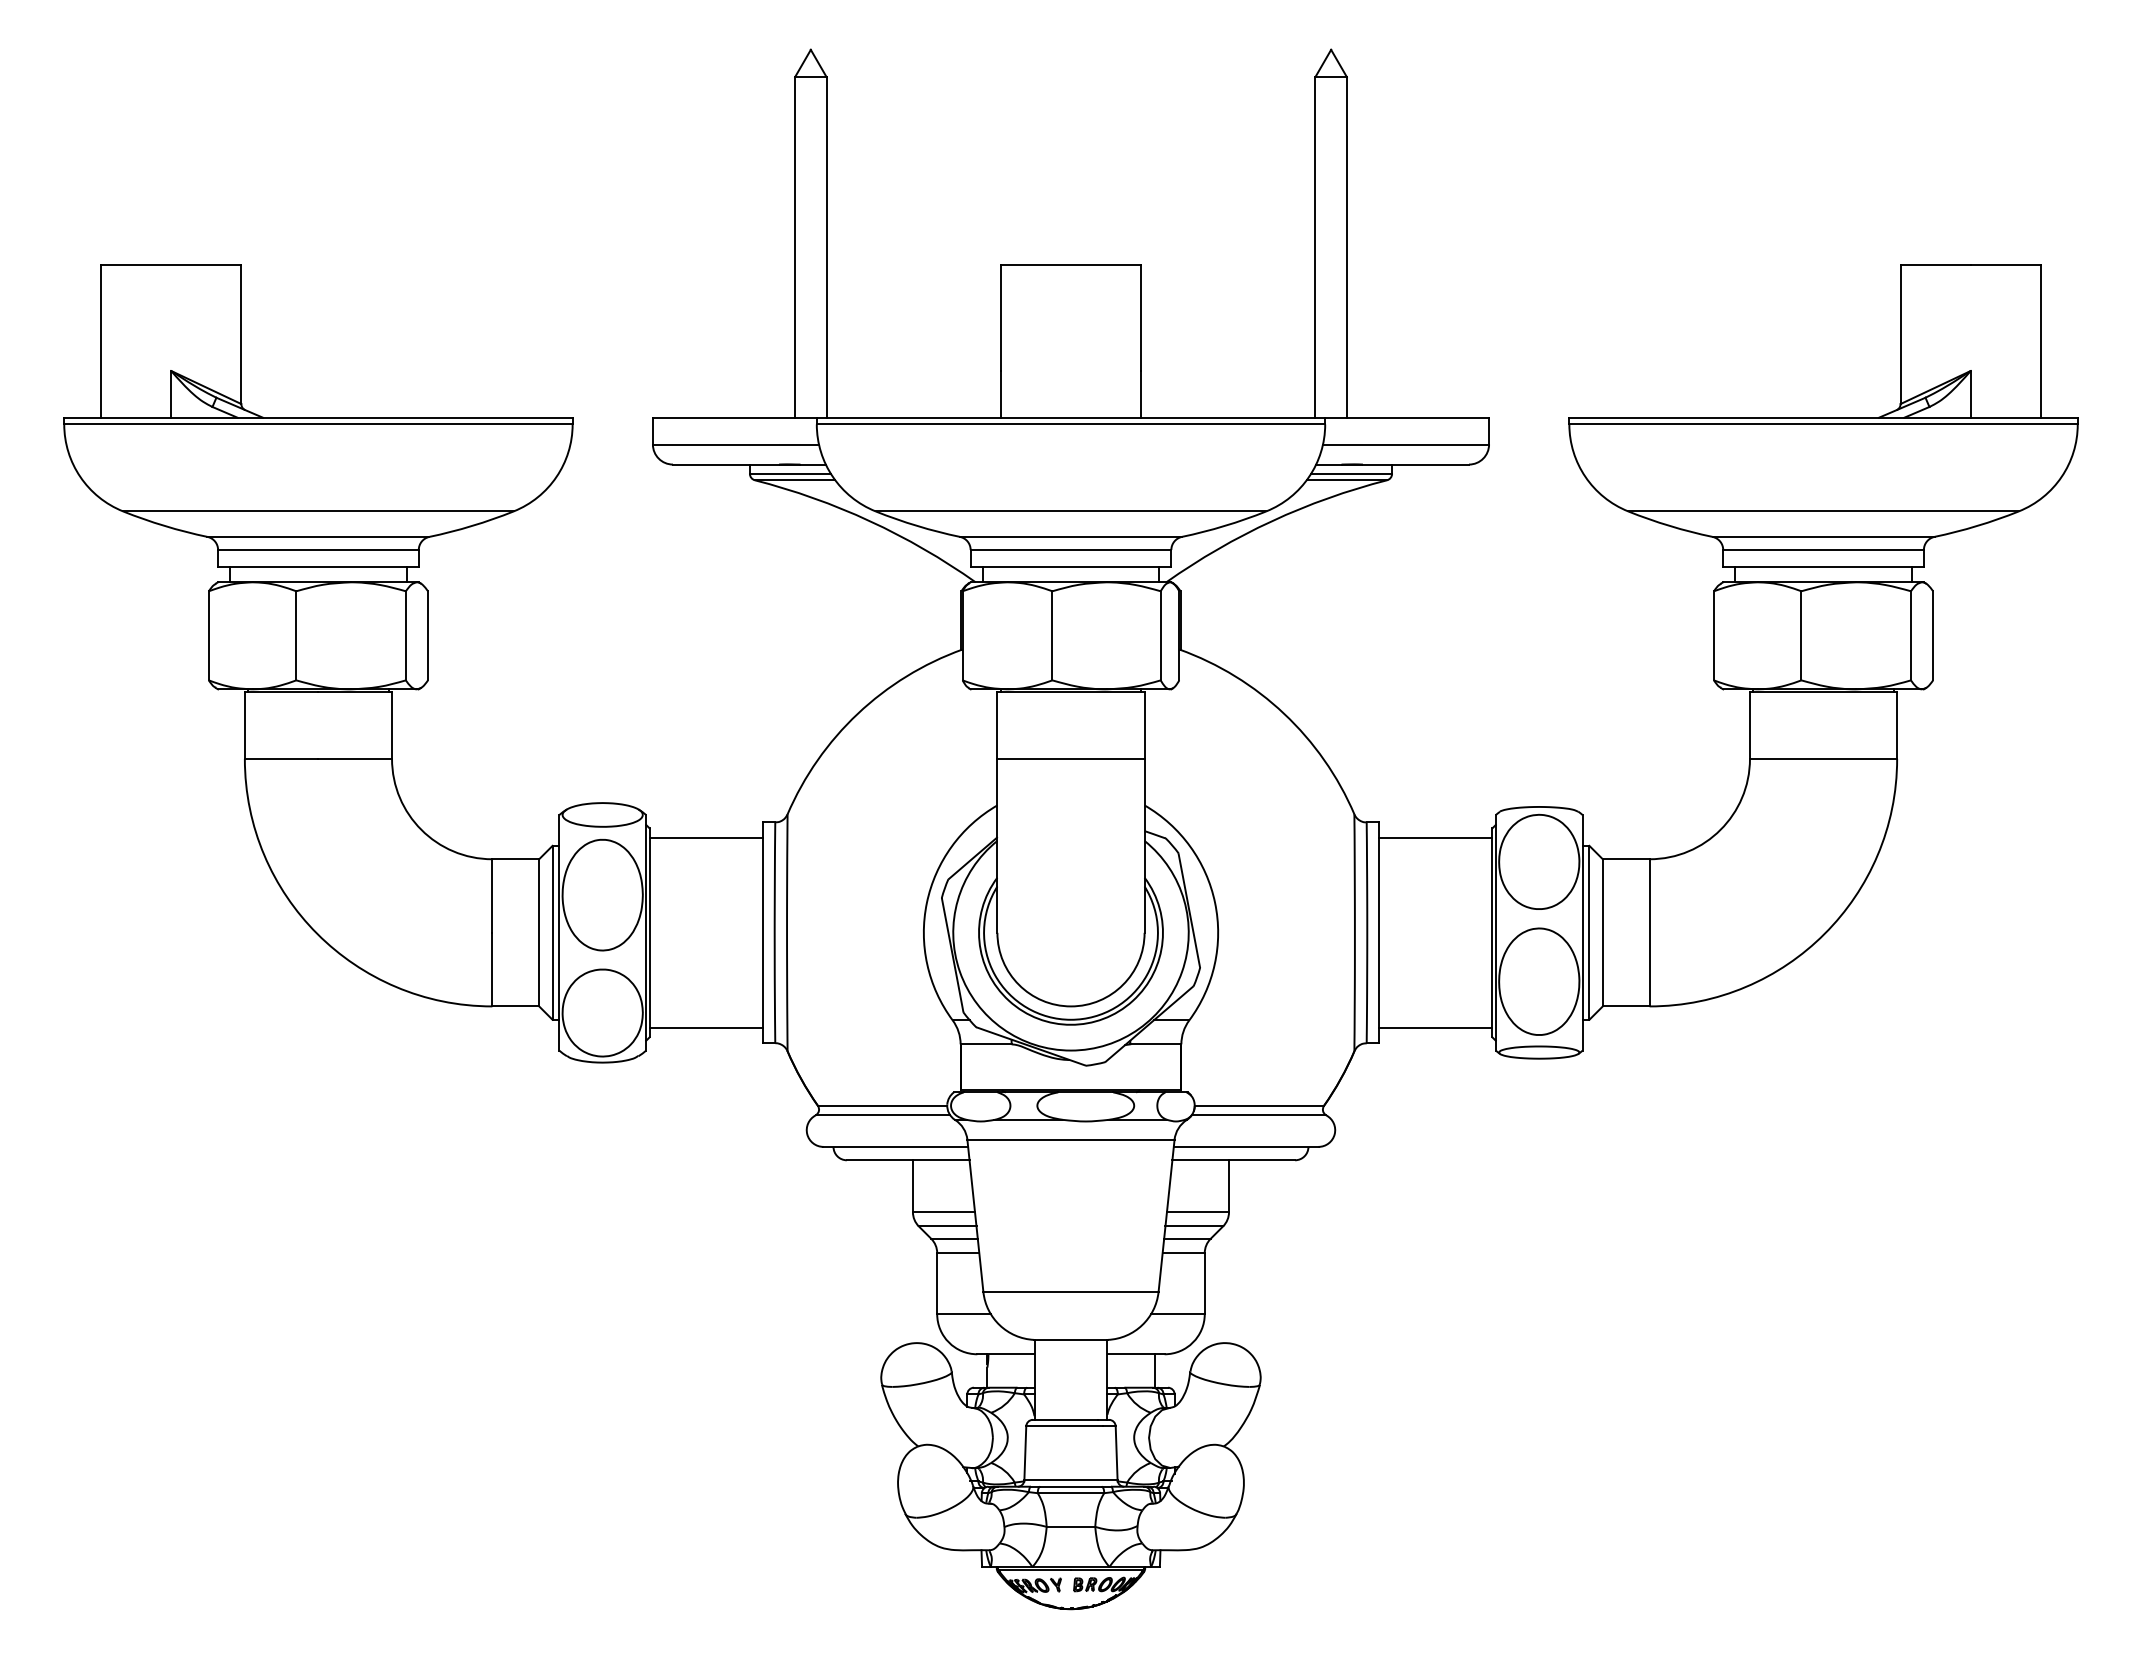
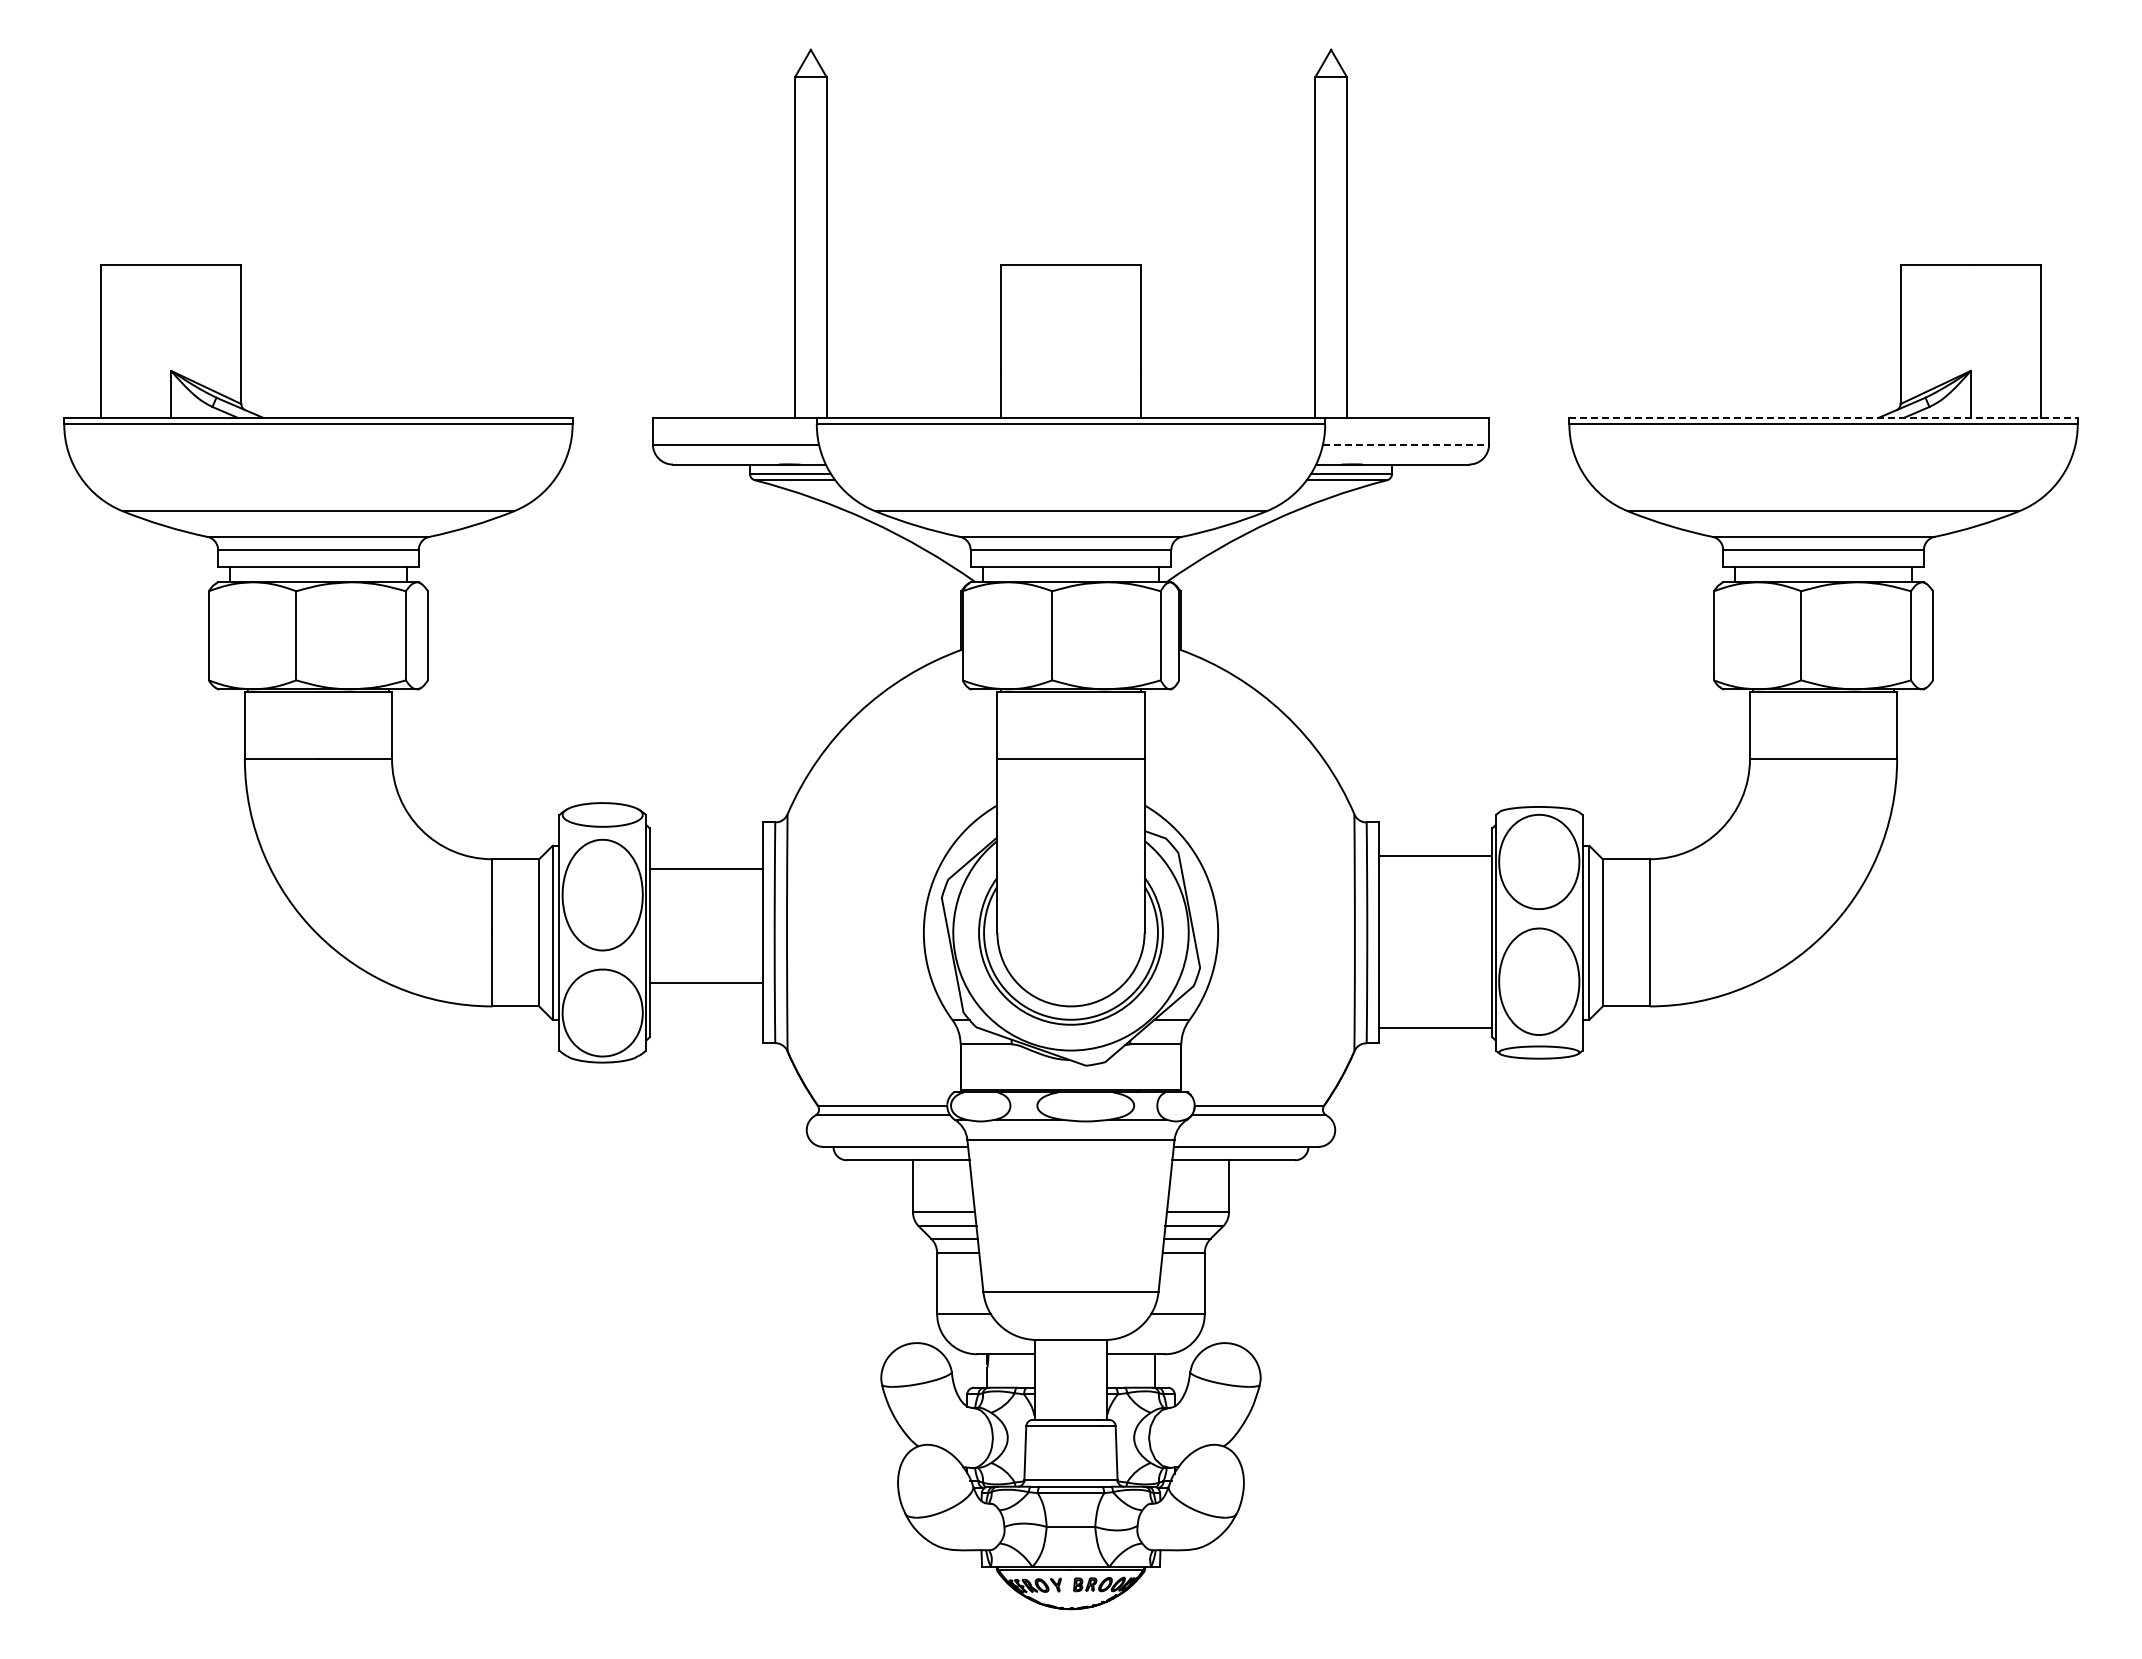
line: solid -> dashed (1824, 417)
line: solid -> dashed (1406, 444)
line position: (706, 837) -> (706, 868) (706, 868)
line position: (1435, 837) -> (1435, 855) (1435, 855)
line position: (706, 1028) -> (706, 983) (706, 983)
